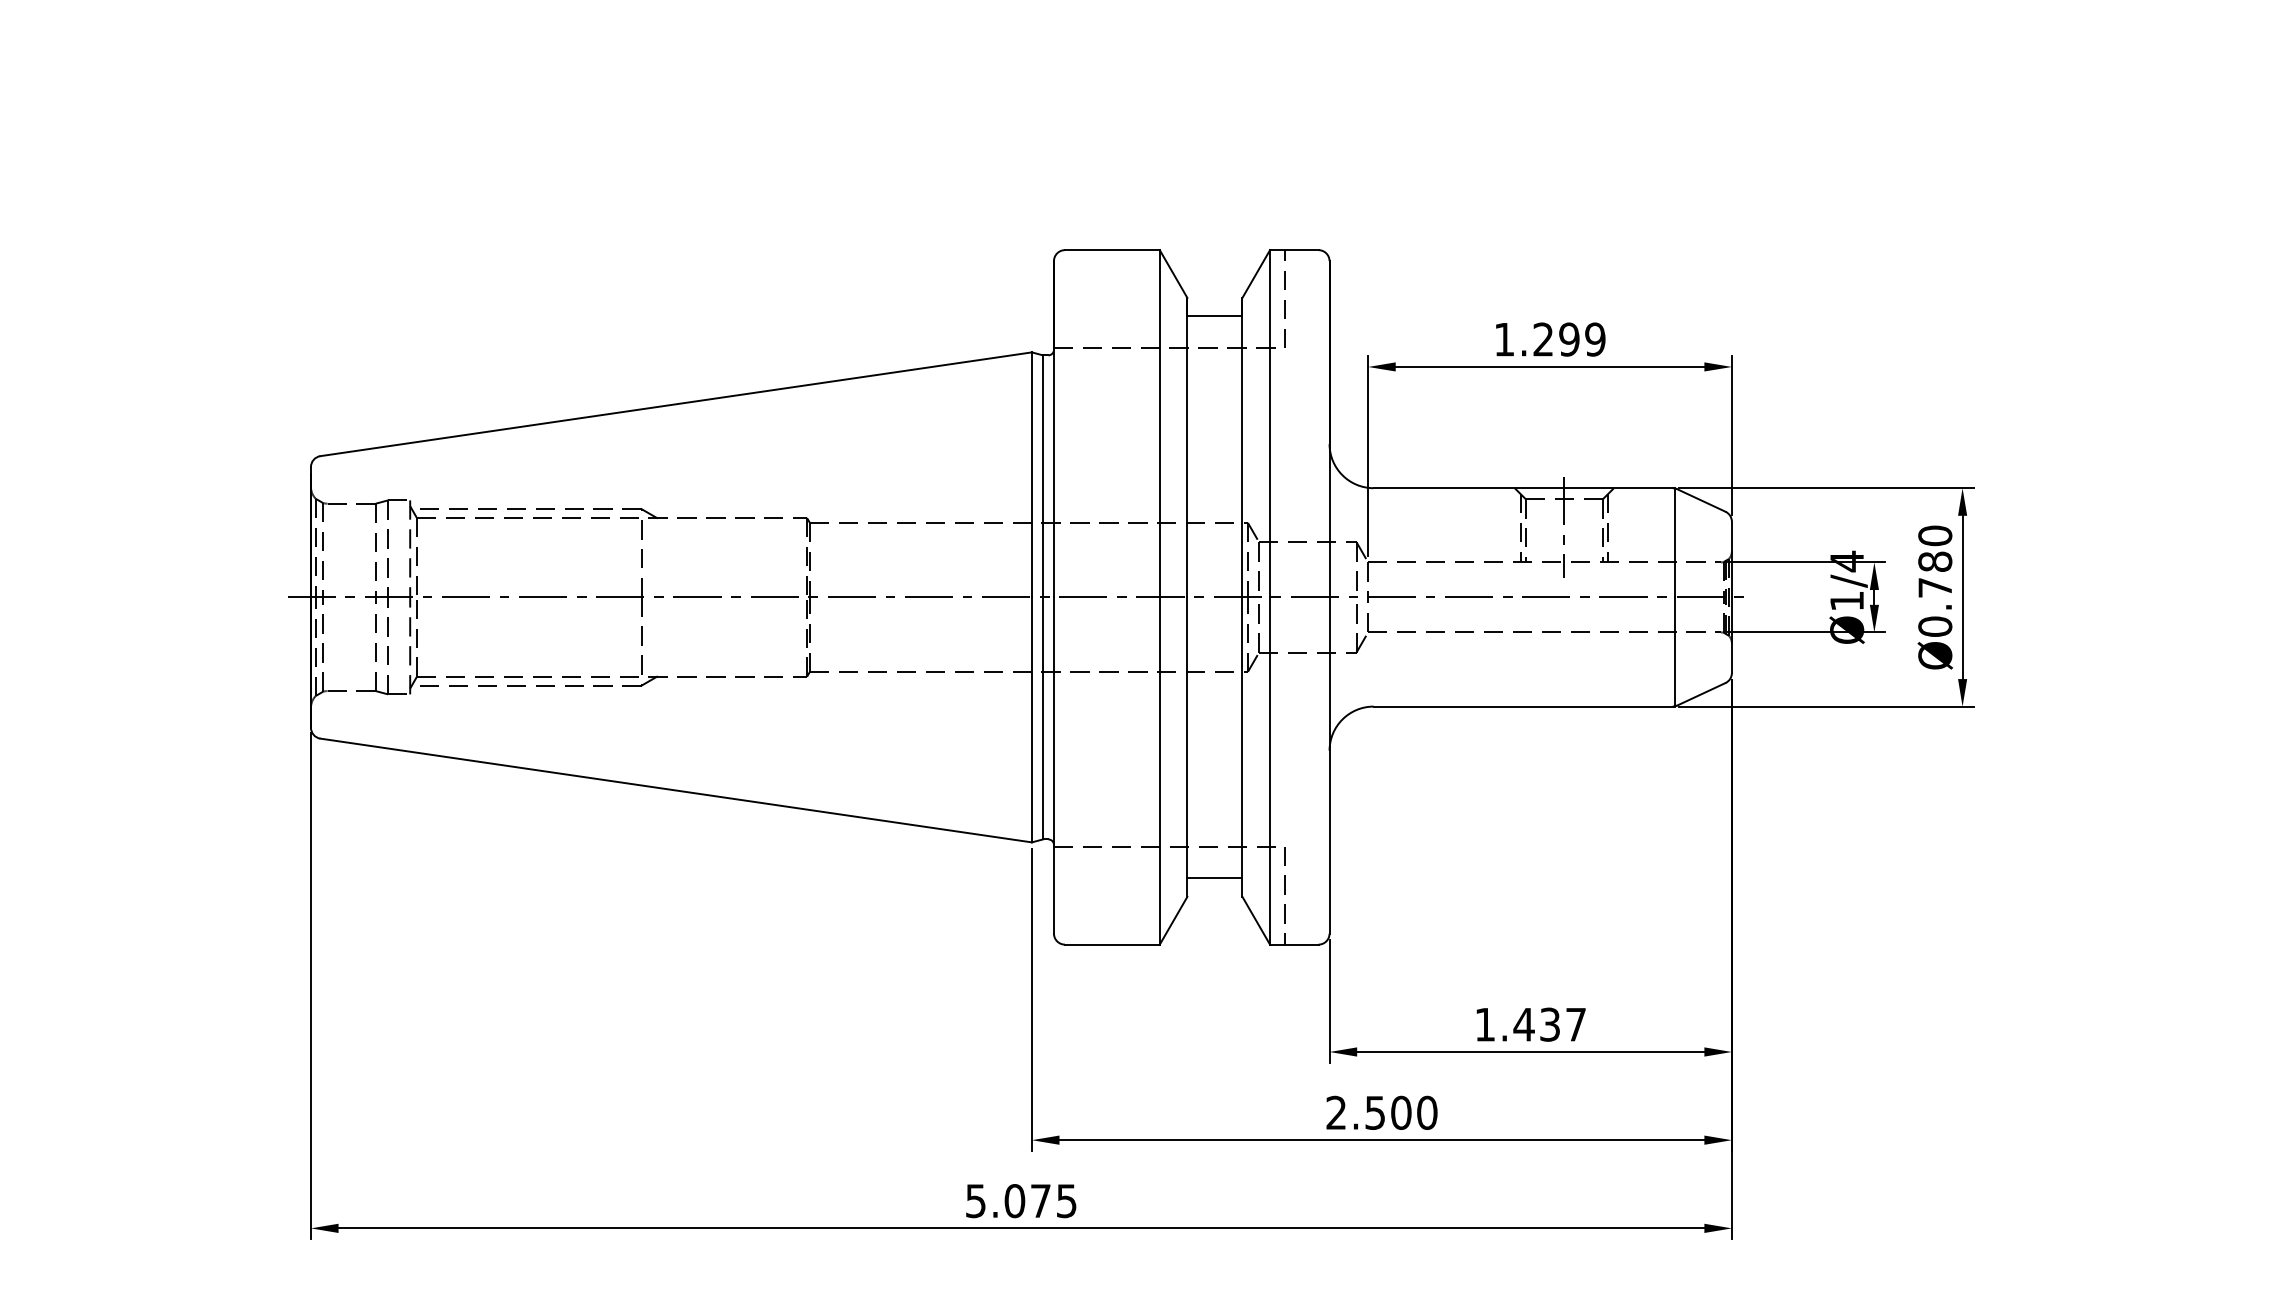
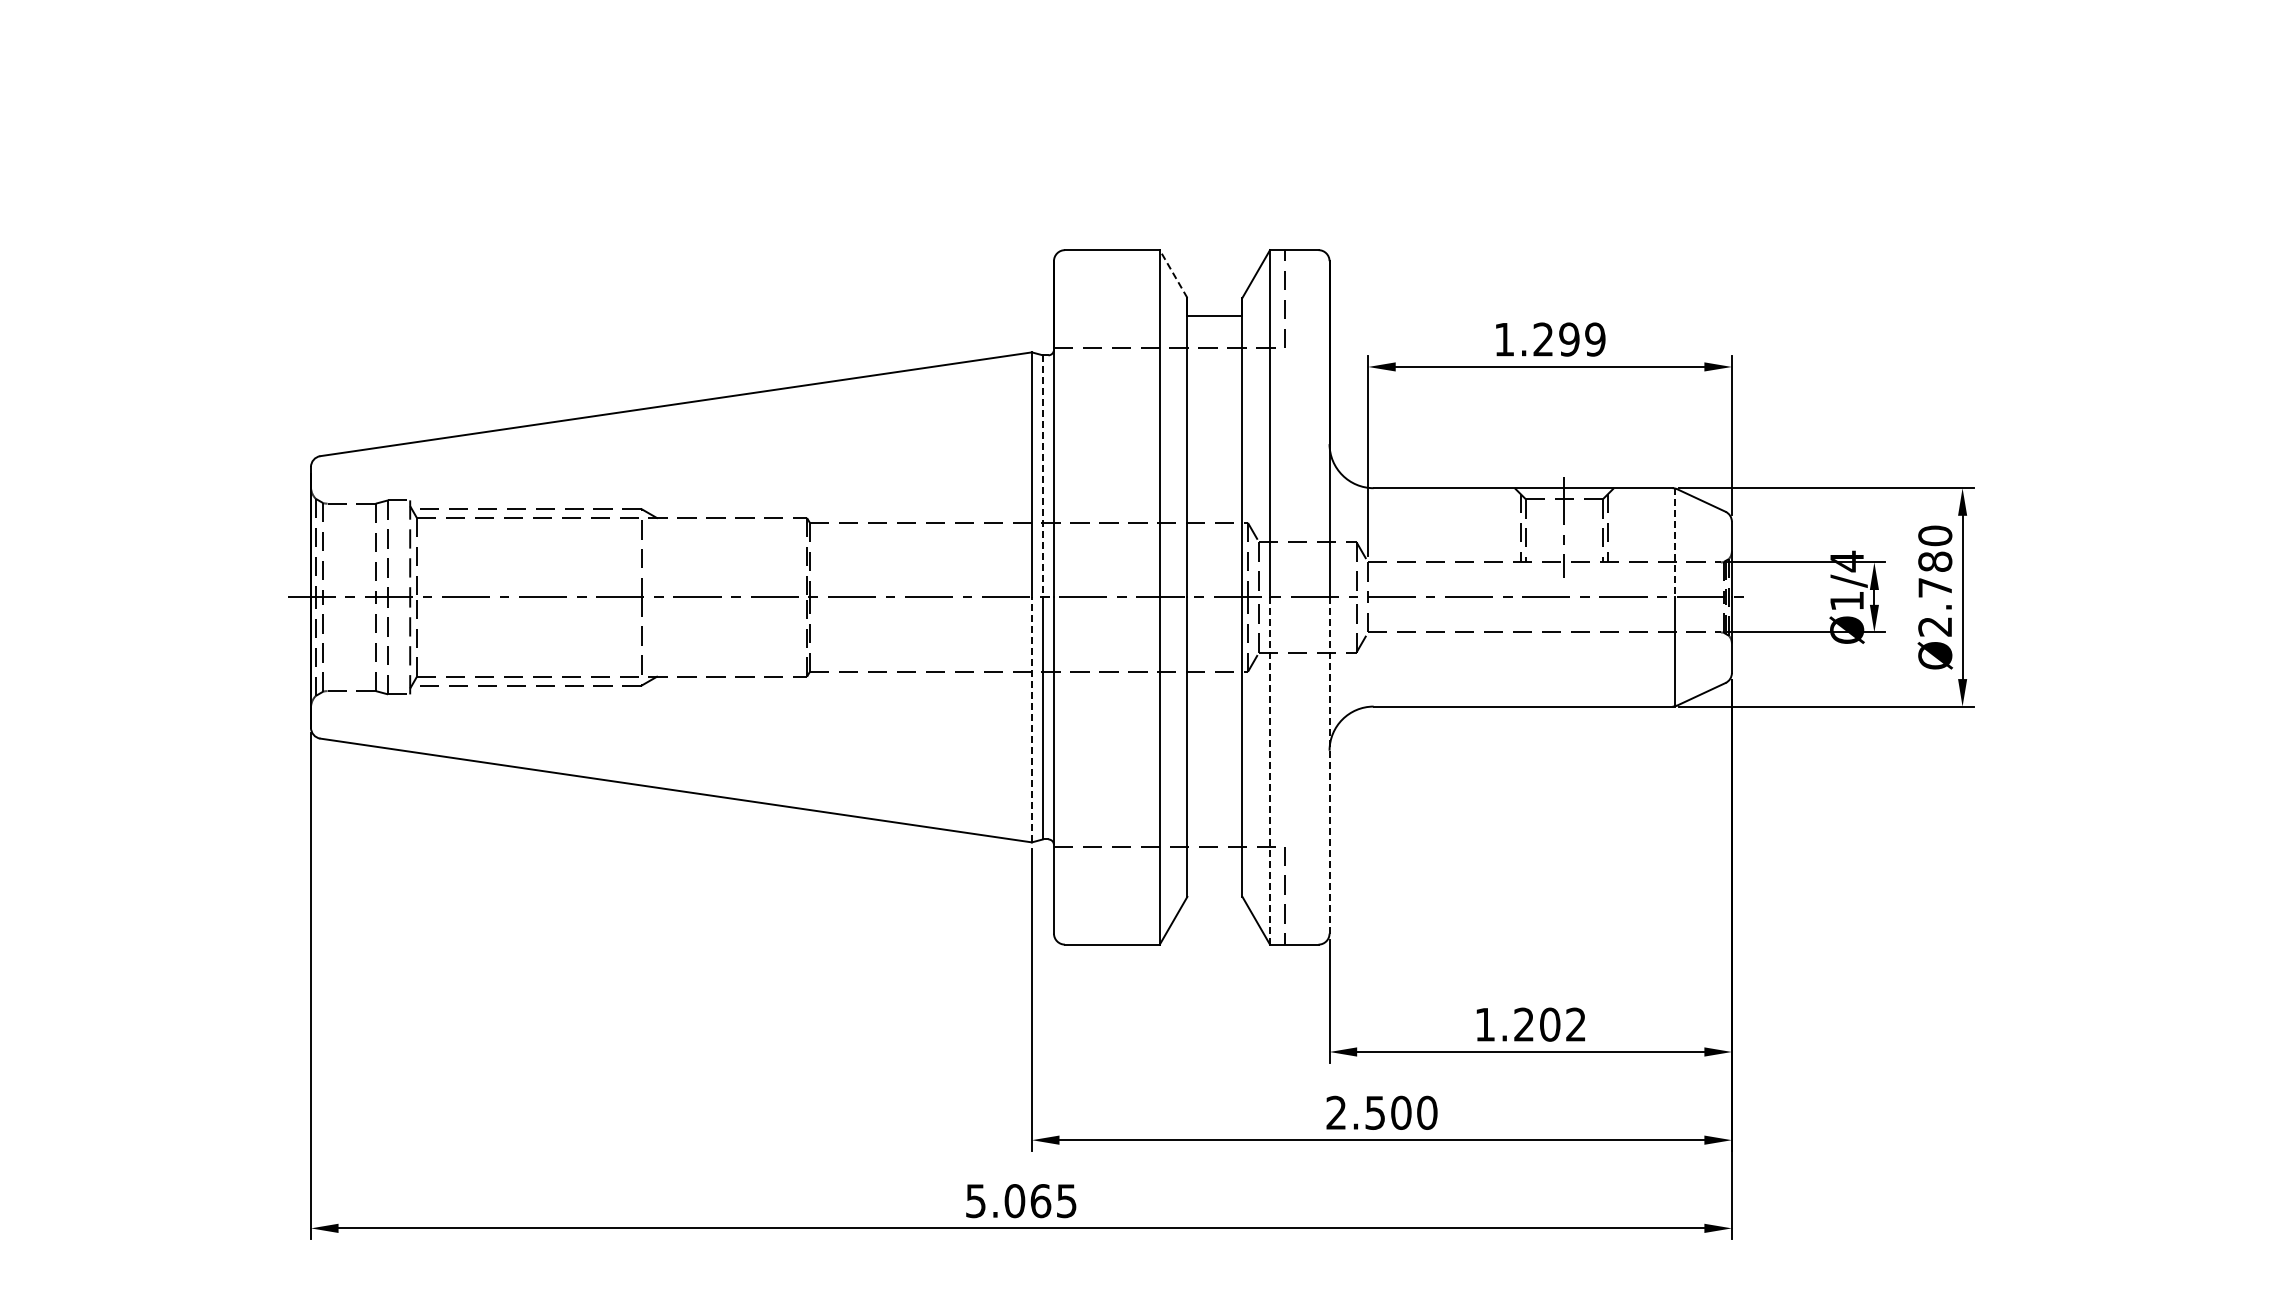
line: solid -> dashed (1173, 274)
line: solid -> dashed (1042, 476)
line: solid -> dashed (1675, 542)
text: Ø0.780 -> Ø2.780 (1935, 626)
line: solid -> dashed (1031, 719)
line: solid -> dashed (1329, 765)
line: solid -> dashed (1270, 771)
line: present -> none (1214, 878)
text: 1.437 -> 1.202 (1549, 1024)
text: 5.075 -> 5.065 (1040, 1201)
